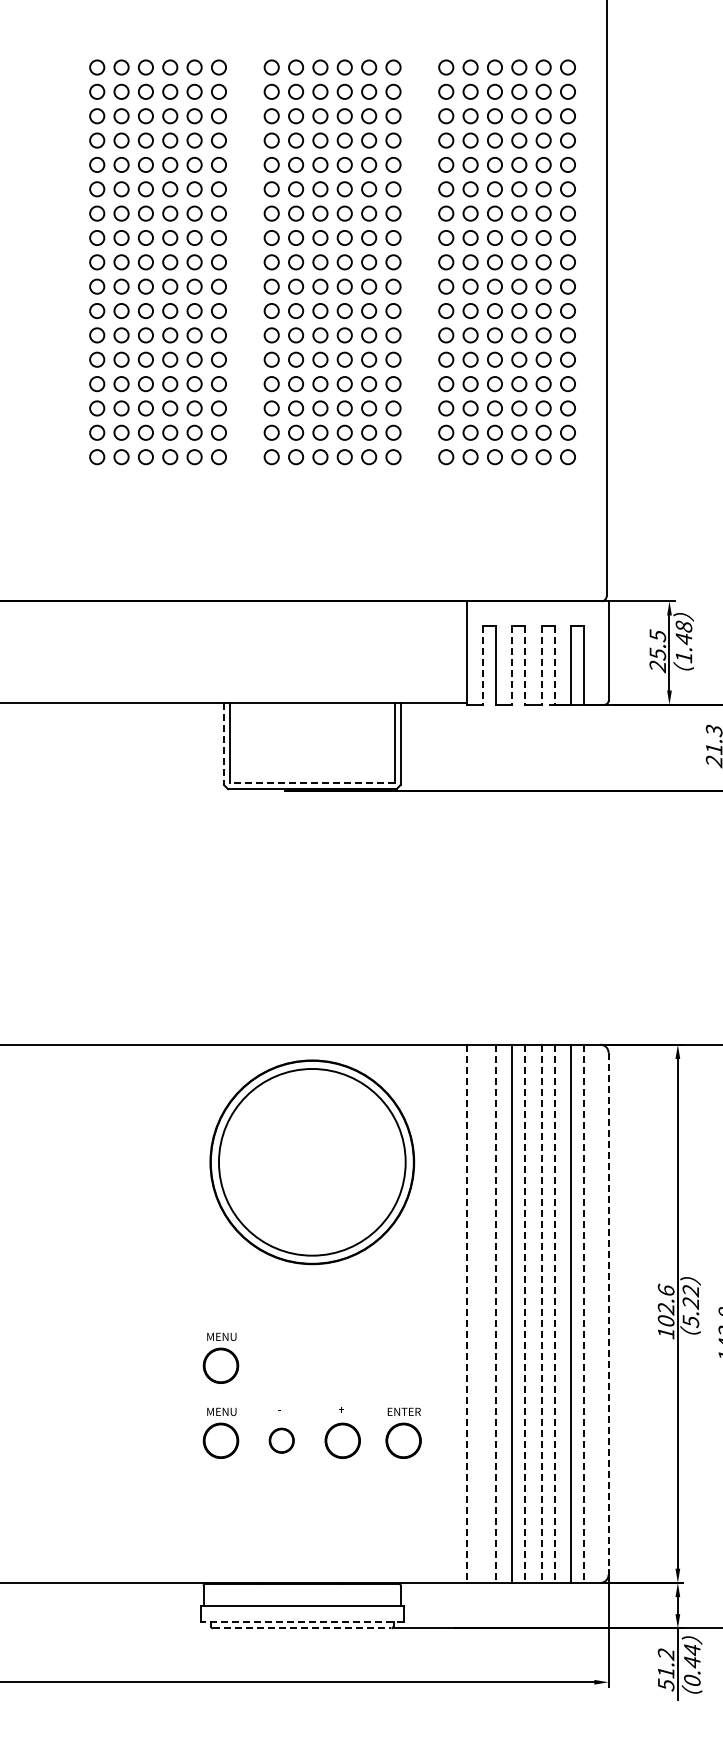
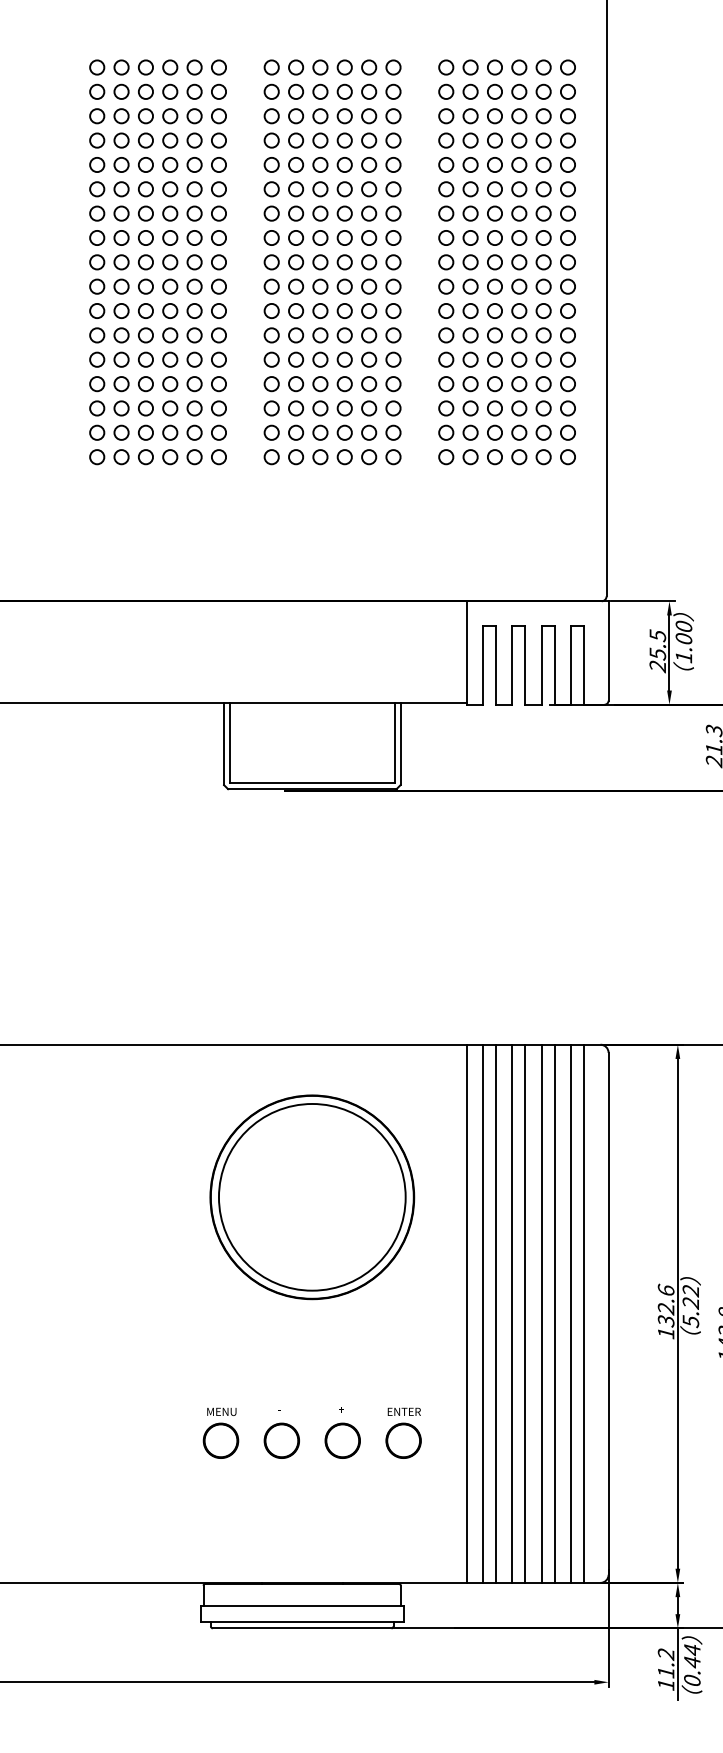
text: 1.48 -> 1.00 (683, 632)
line: dashed -> solid (482, 665)
line: dashed -> solid (512, 665)
line: dashed -> solid (525, 665)
line: dashed -> solid (541, 665)
line: dashed -> solid (554, 665)
line: dashed -> solid (224, 744)
line: dashed -> solid (311, 783)
part position: (312, 1162) -> (312, 1197) (312, 1197)
line: none -> present (482, 1313)
line: dashed -> solid (608, 1313)
line: dashed -> solid (466, 1314)
line: dashed -> solid (495, 1314)
line: dashed -> solid (525, 1314)
line: dashed -> solid (541, 1314)
line: dashed -> solid (554, 1314)
line: dashed -> solid (584, 1314)
text: 102.6 -> 132.6 (666, 1321)
part: present -> none (220, 1357)
circle size: 27x27 px -> 37x37 px (281, 1440)
line: dashed -> solid (301, 1622)
line: dashed -> solid (302, 1628)
text: 51.2 -> 11.2 (666, 1684)
